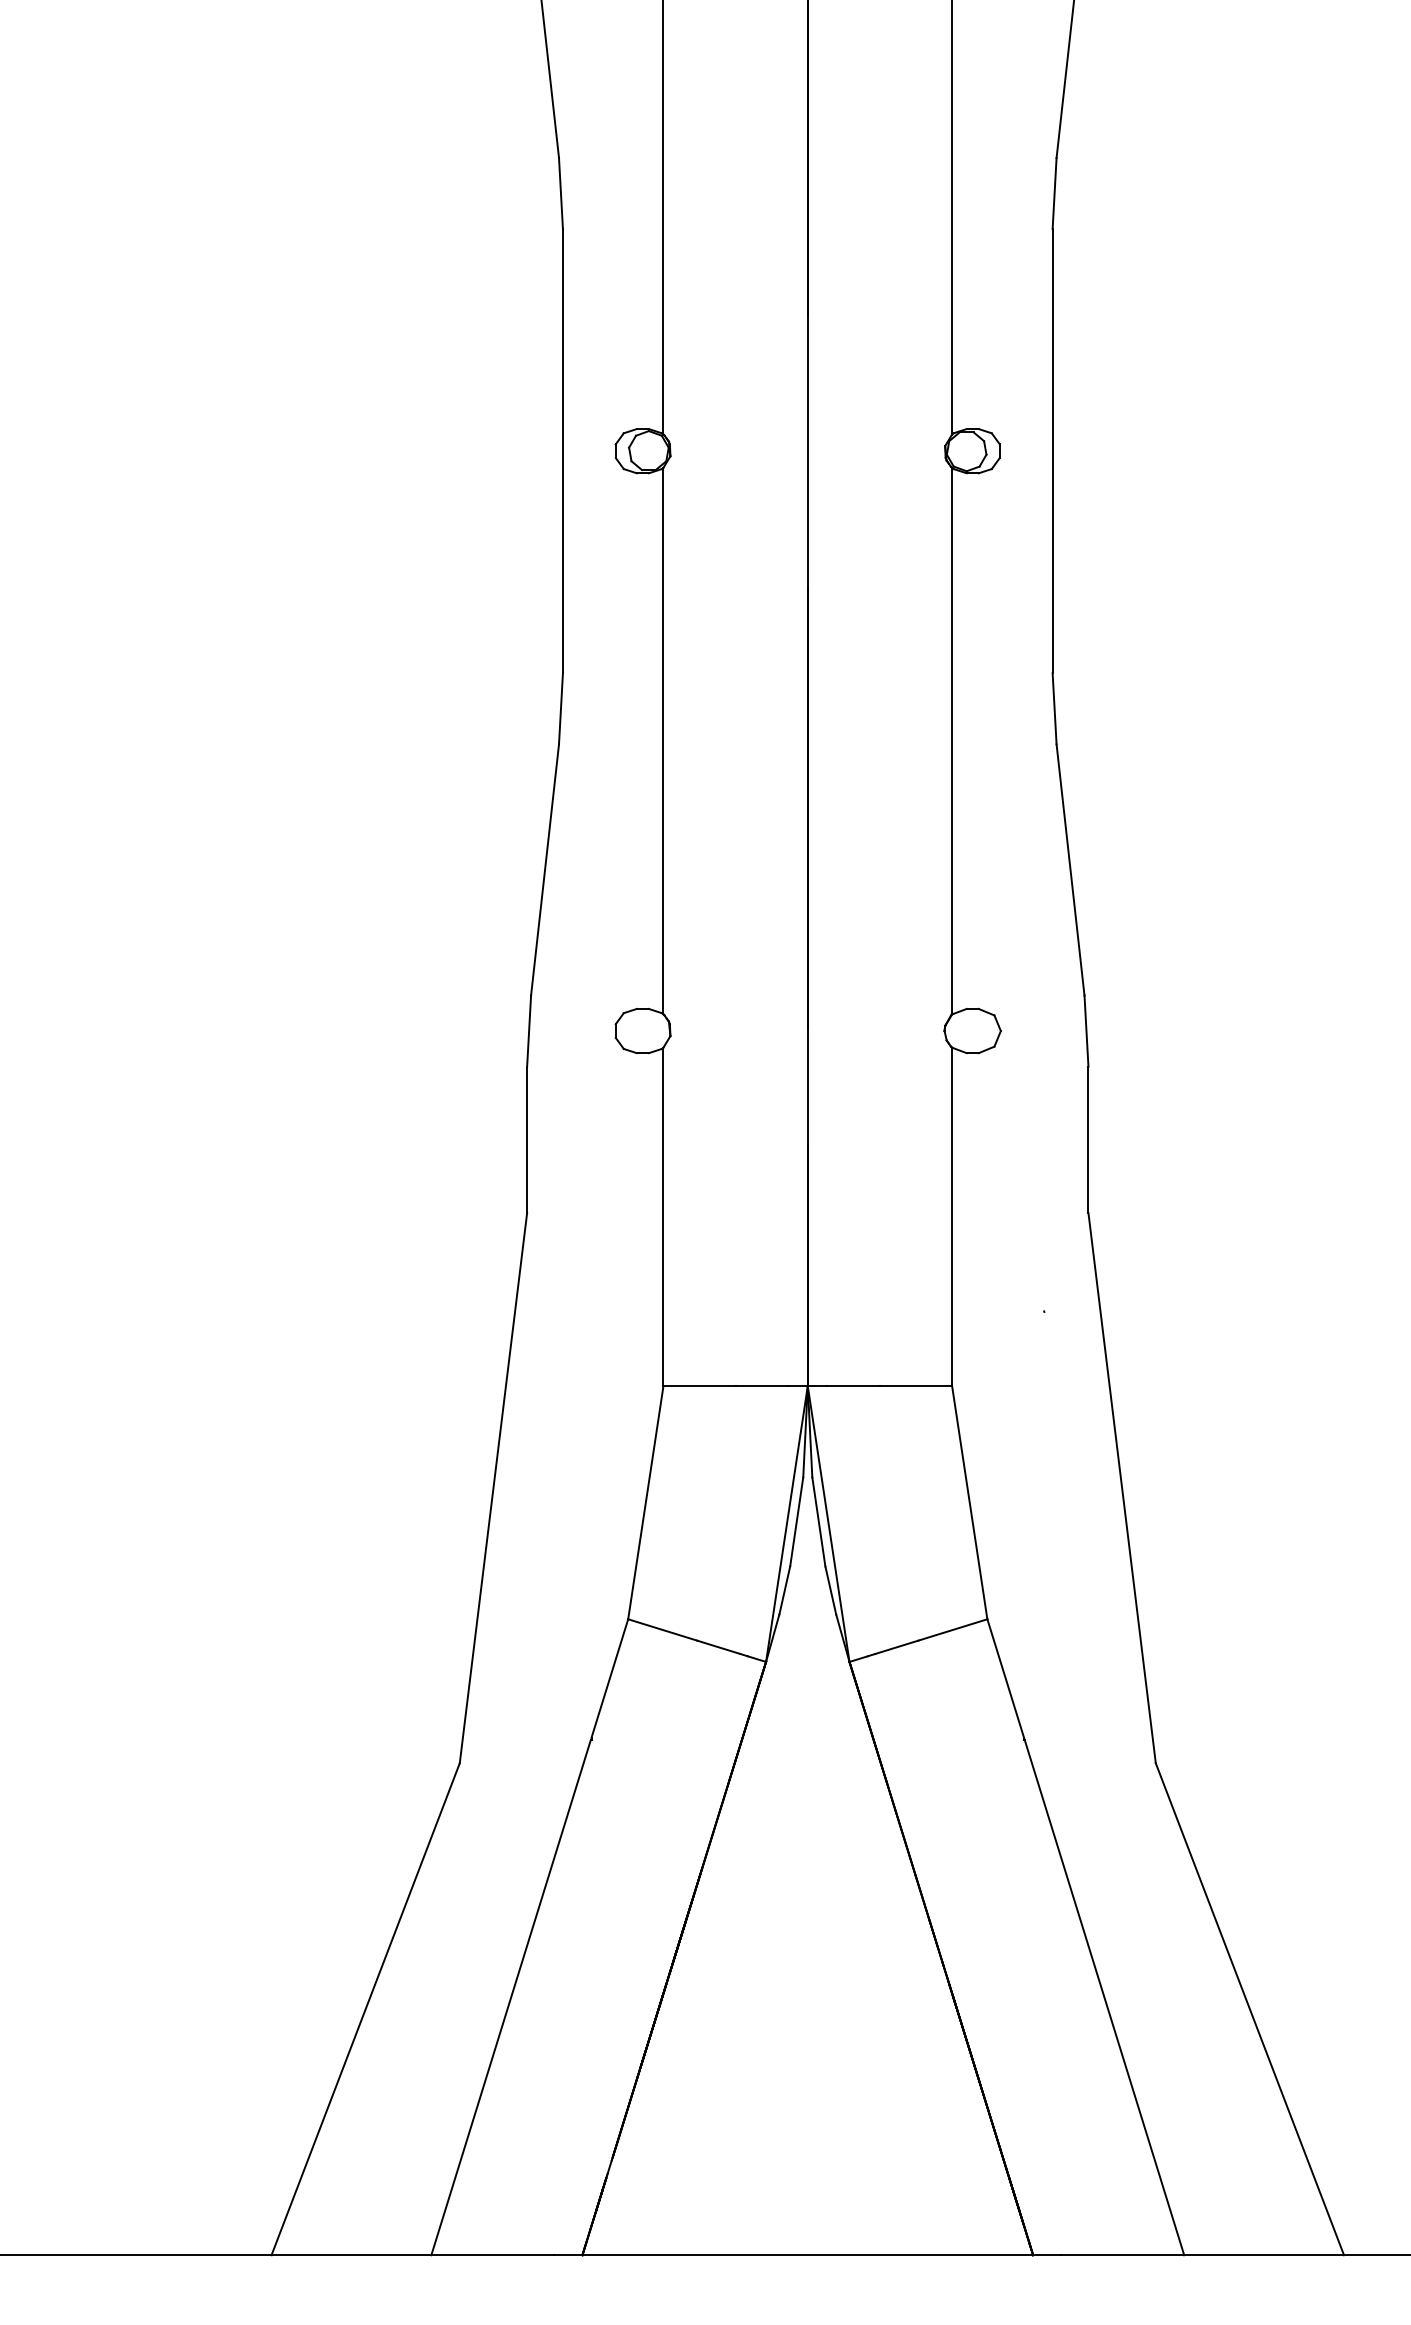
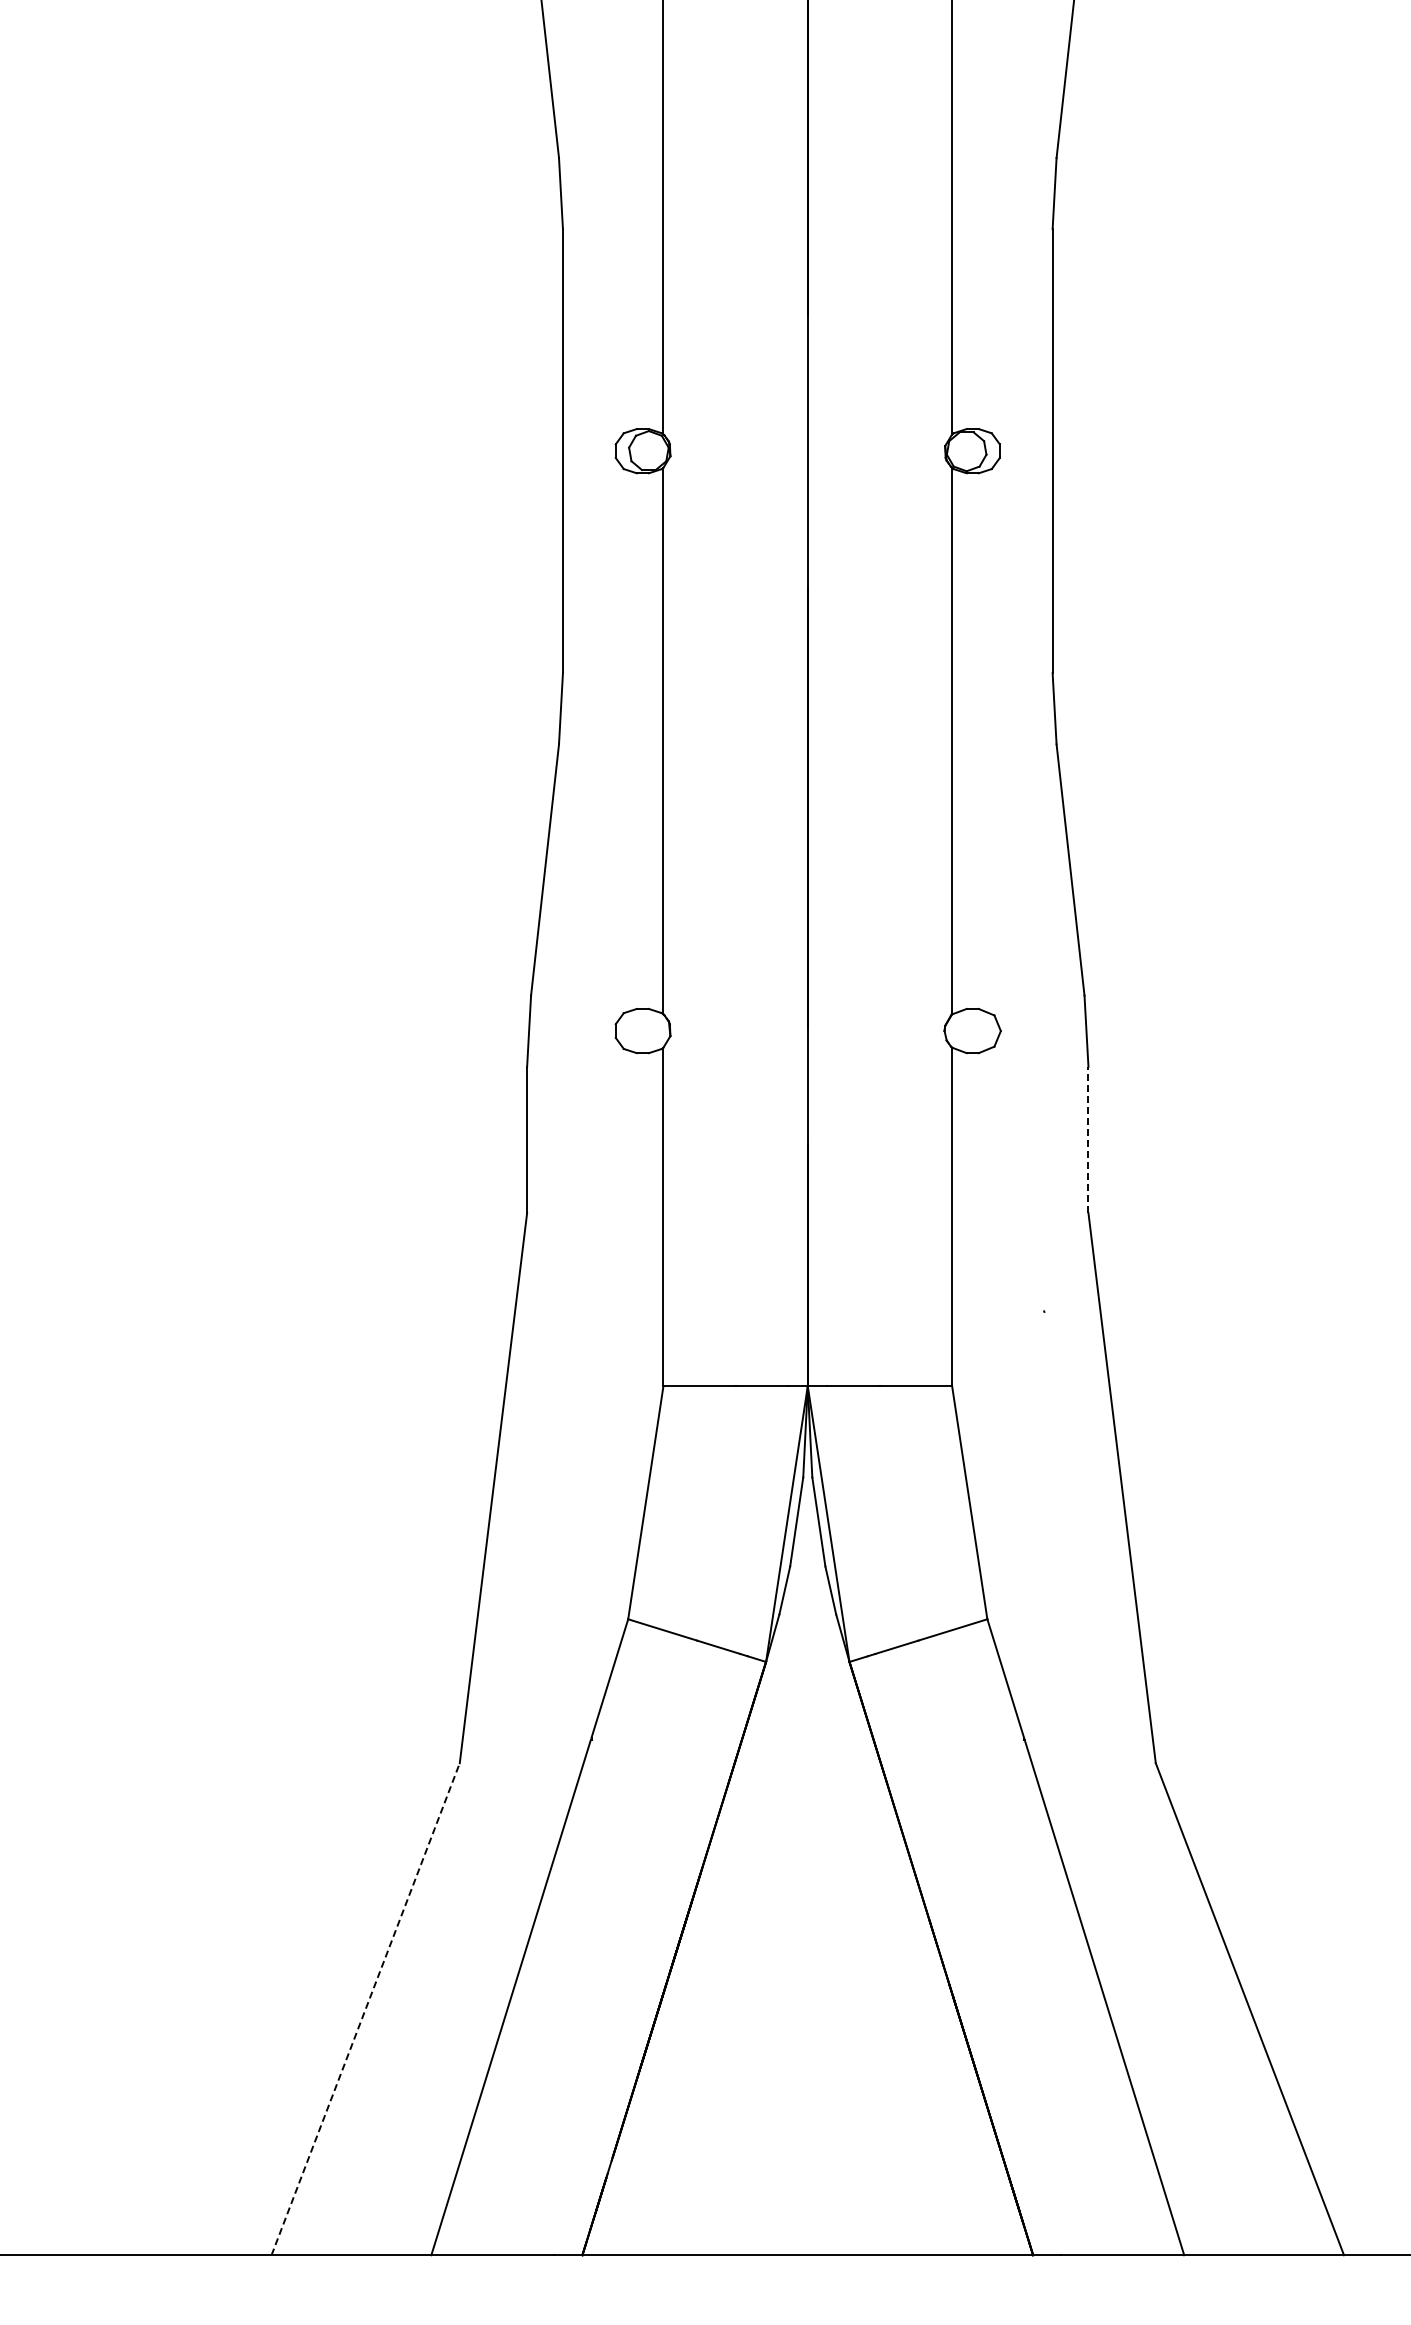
line: solid -> dashed (1088, 1139)
line: solid -> dashed (365, 2008)
